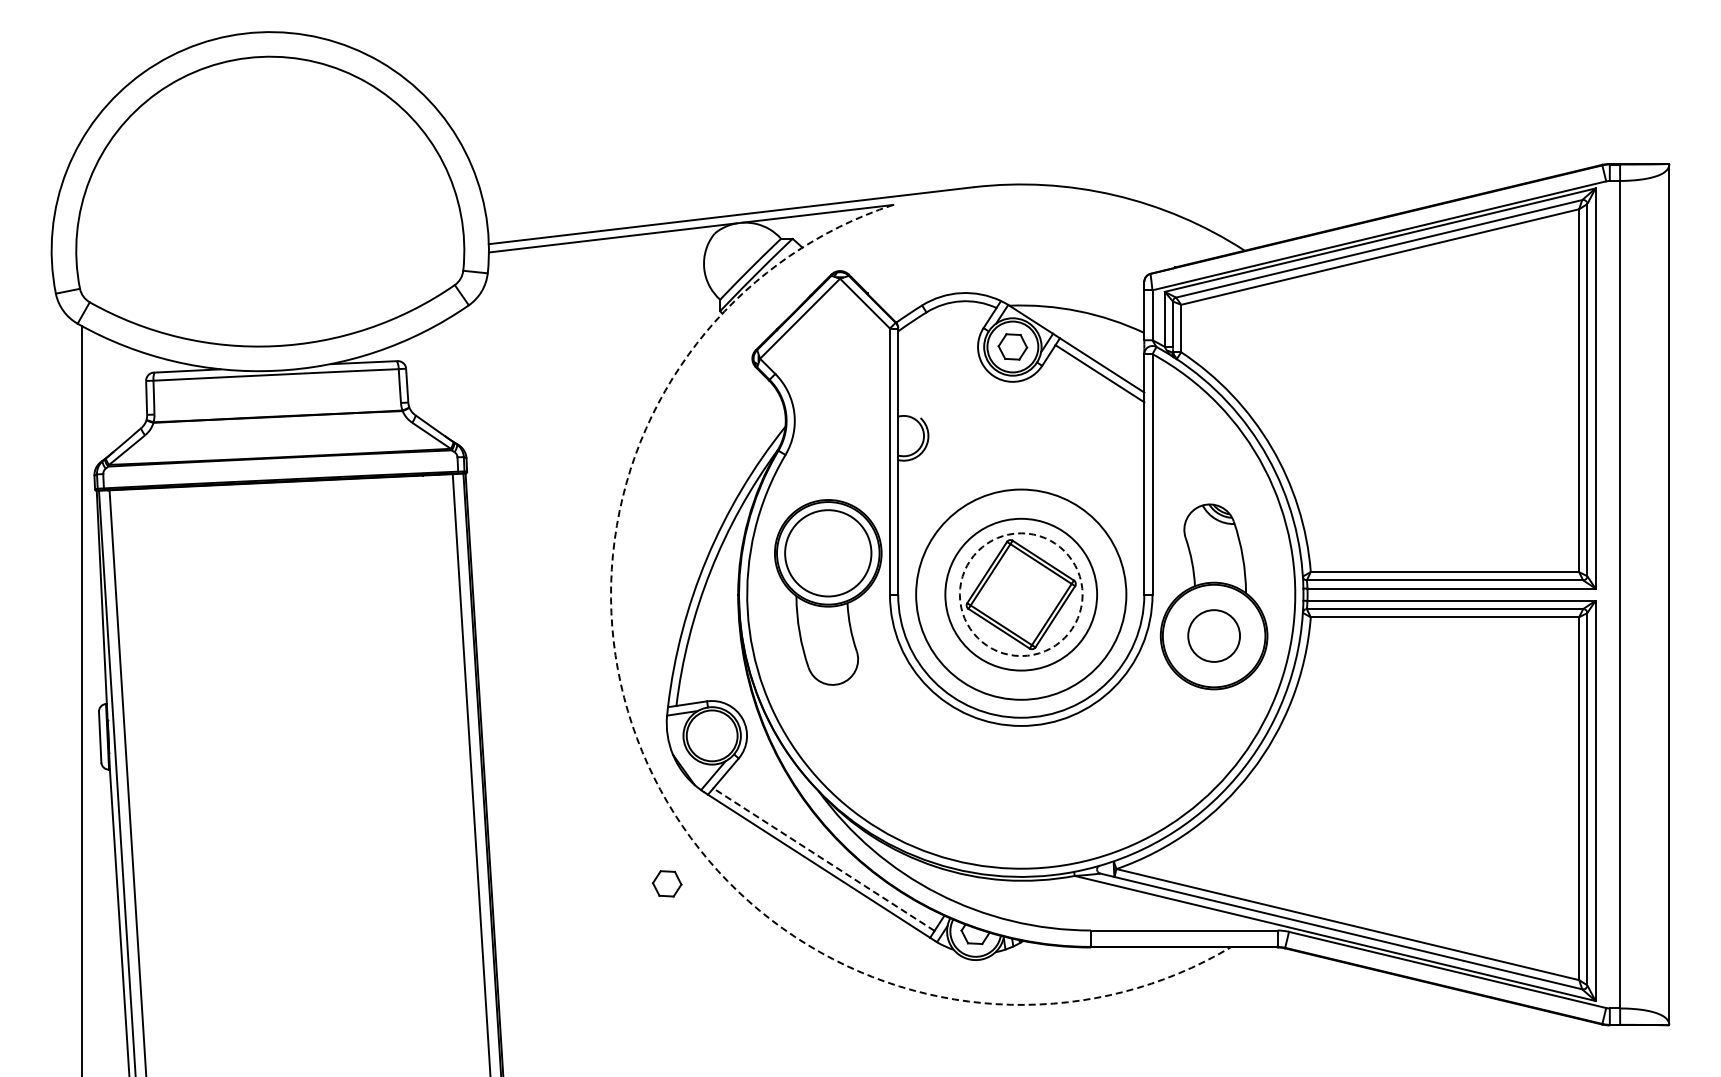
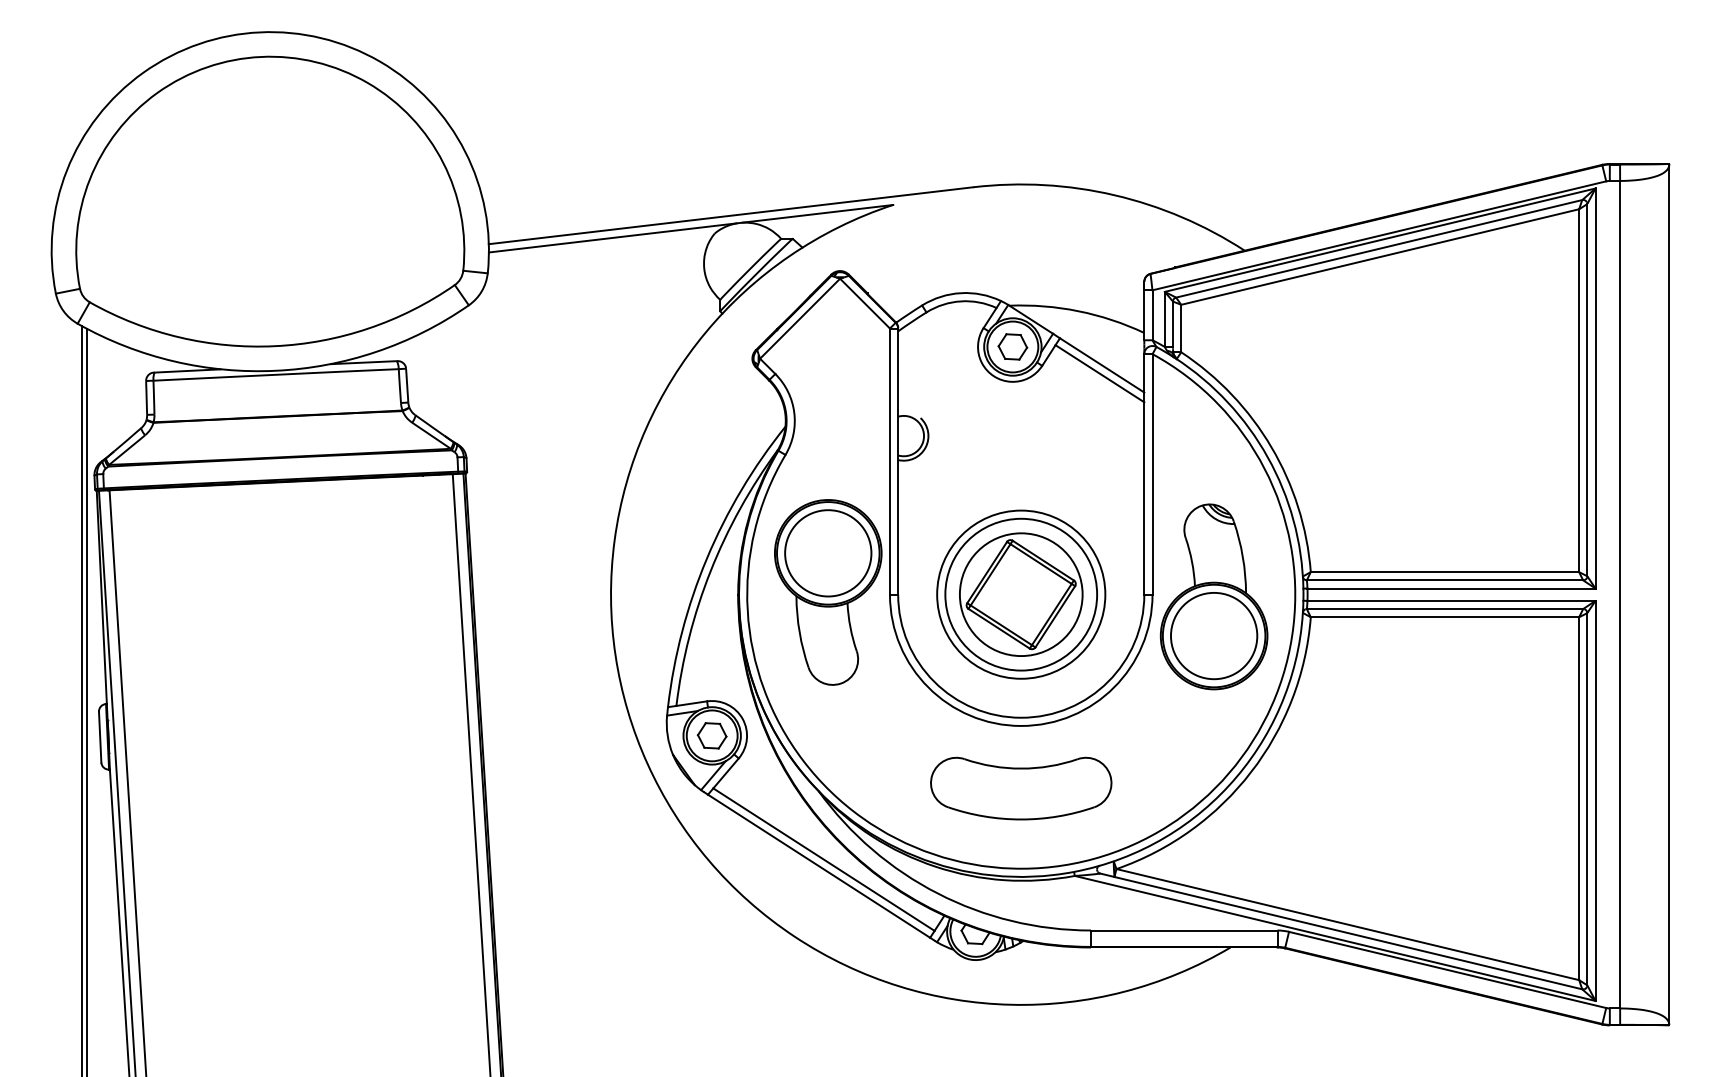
circle: dashed -> solid (1020, 594)
circle diameter: 210 px -> 168 px (1021, 594)
circle diameter: 52 px -> 86 px (1213, 635)
line: none -> present (87, 700)
arc: dashed -> solid (647, 764)
part: none -> present (1021, 788)
line: dashed -> solid (823, 859)
part position: (666, 883) -> (711, 735) (711, 735)
